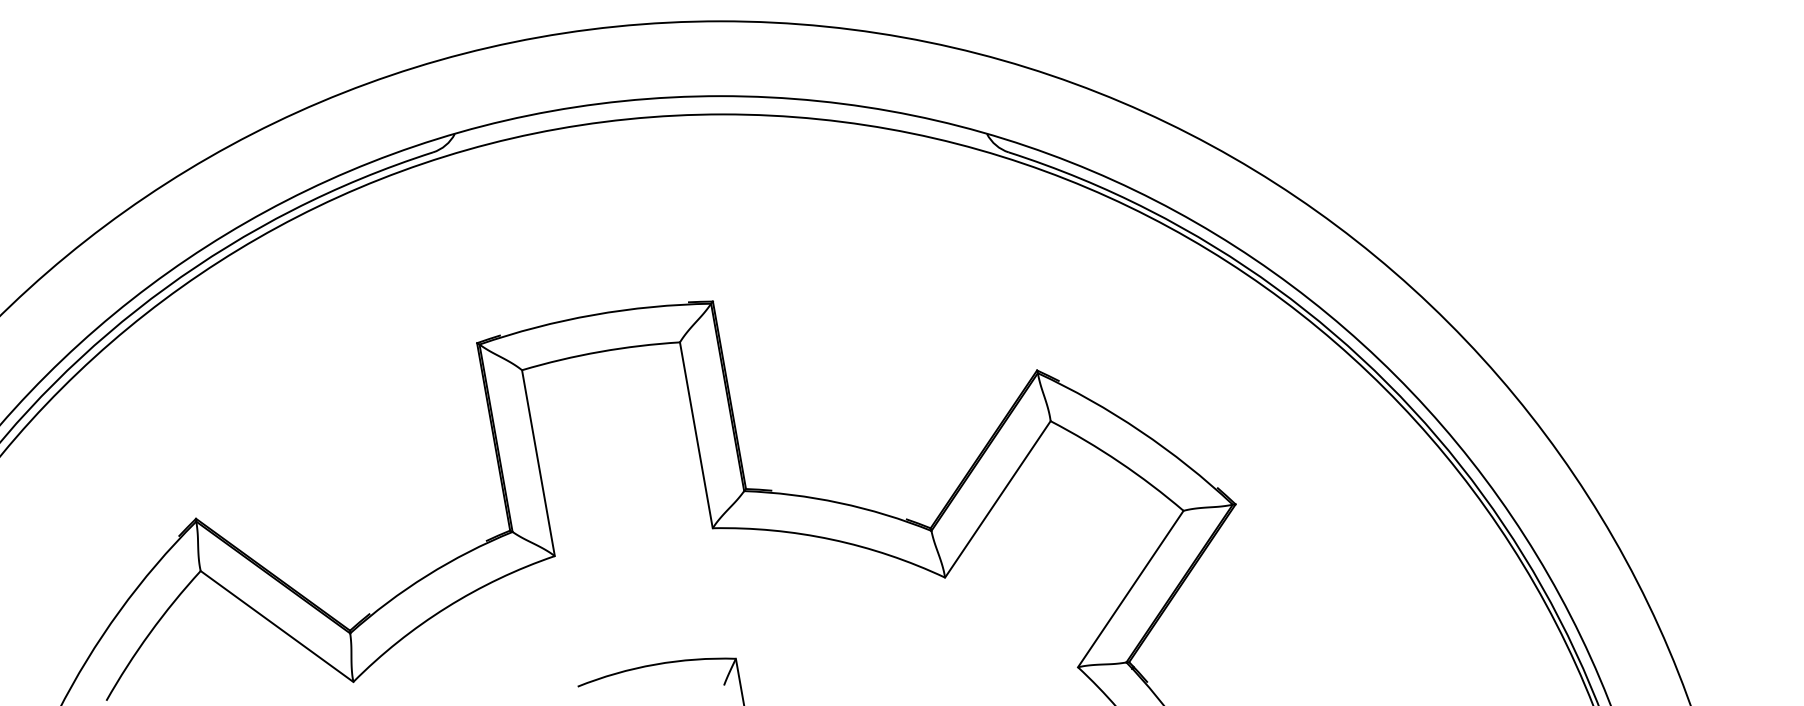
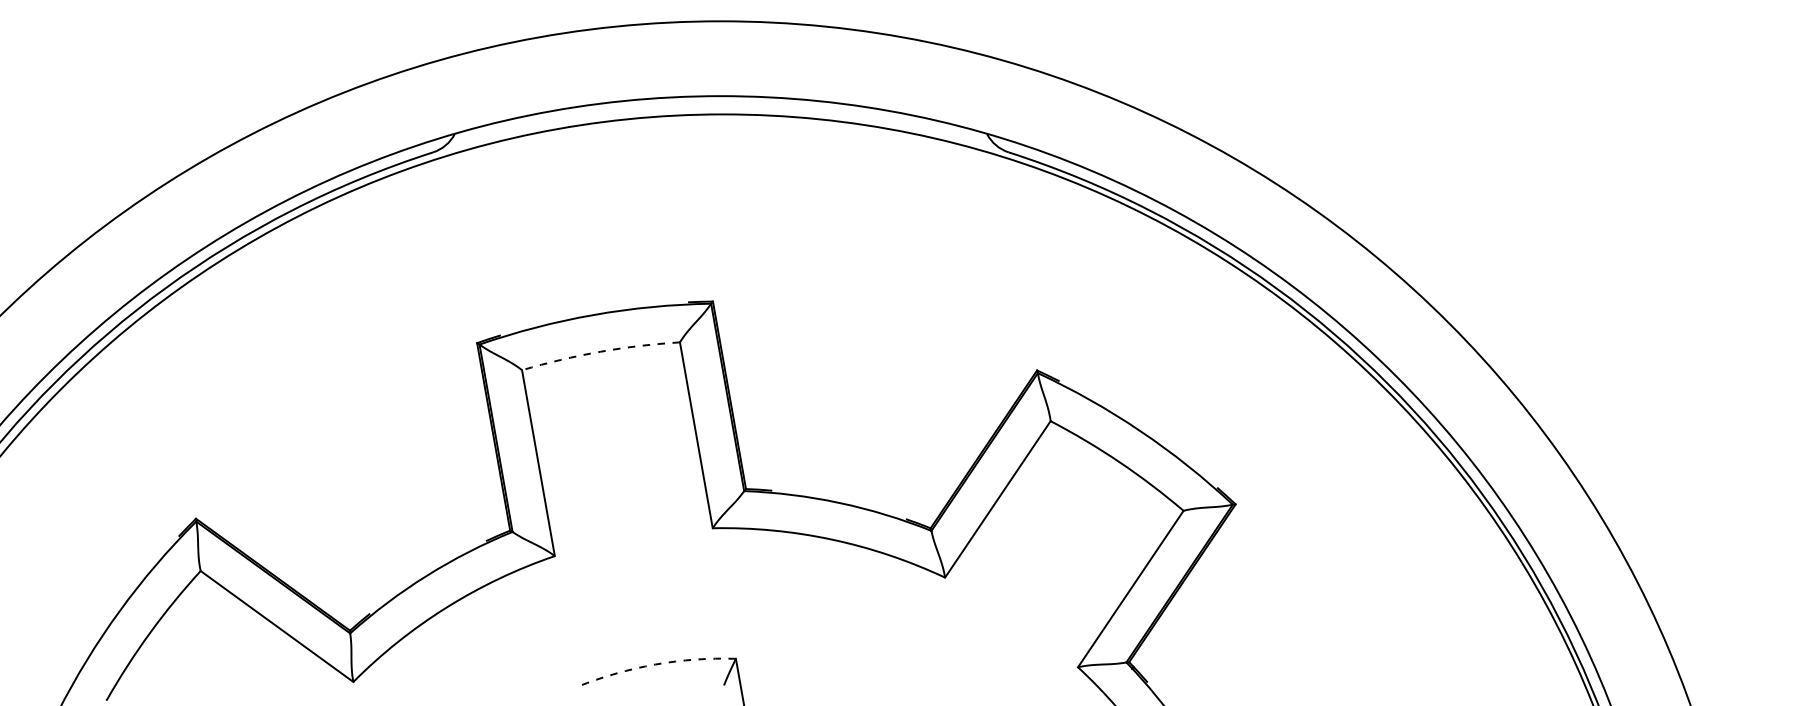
arc: solid -> dashed (600, 351)
arc: solid -> dashed (655, 664)
